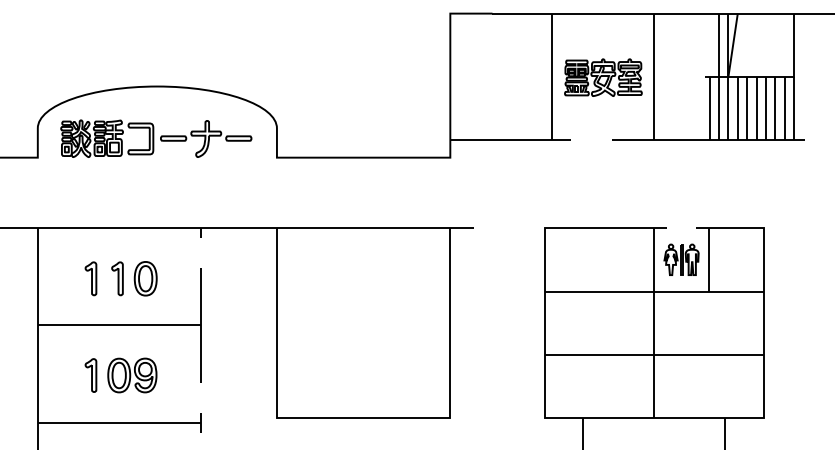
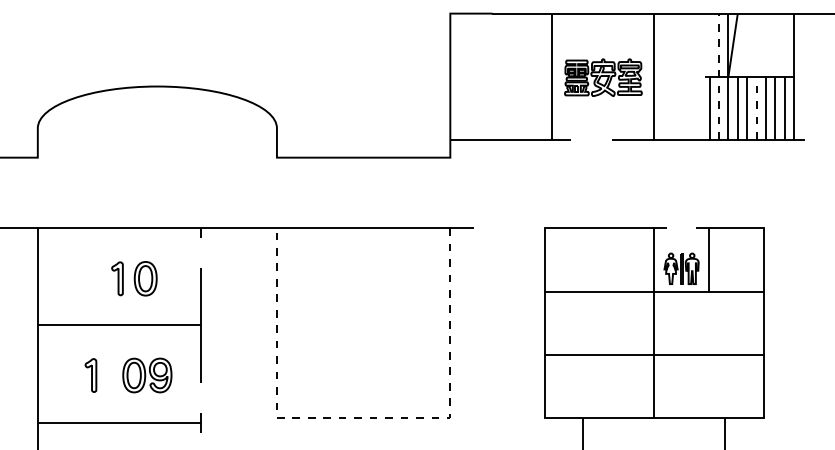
line: solid -> dashed (719, 76)
line: solid -> dashed (756, 108)
part: present -> none (156, 138)
part position: (681, 259) -> (681, 268) (681, 268)
part: present -> none (90, 278)
part position: (132, 375) -> (147, 375) (147, 375)
line: solid -> dashed (363, 418)
